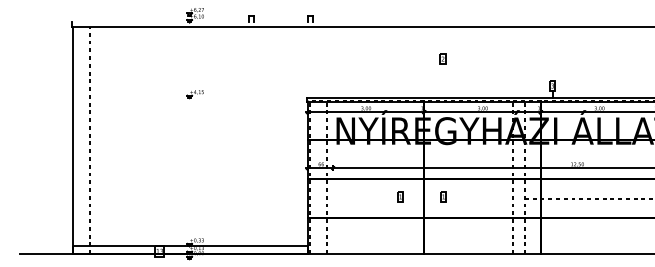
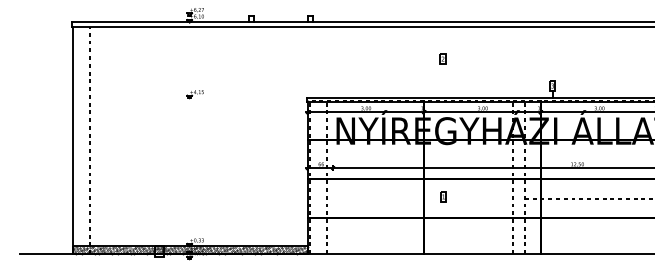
line: none -> present (361, 22)
part: present -> none (400, 196)
hatch: none -> present (190, 249)
